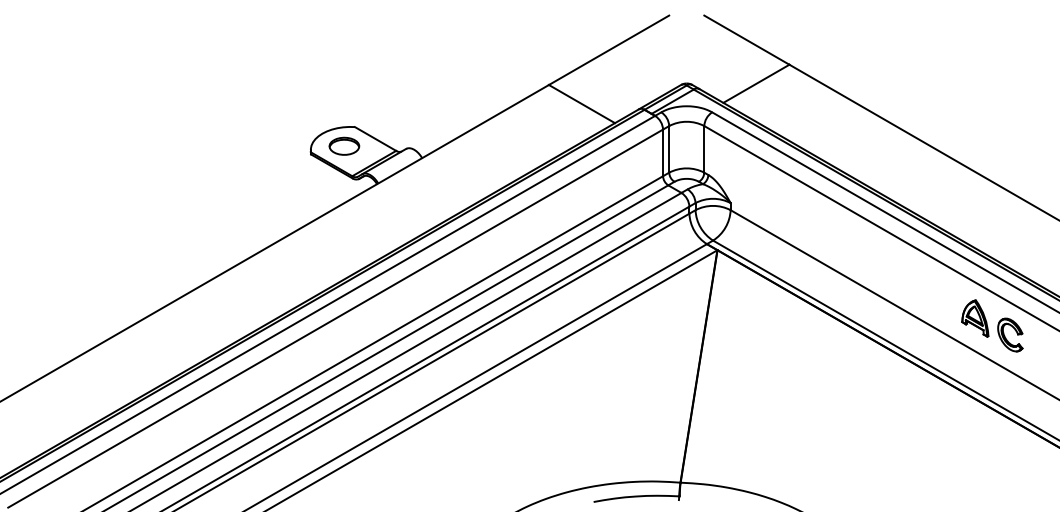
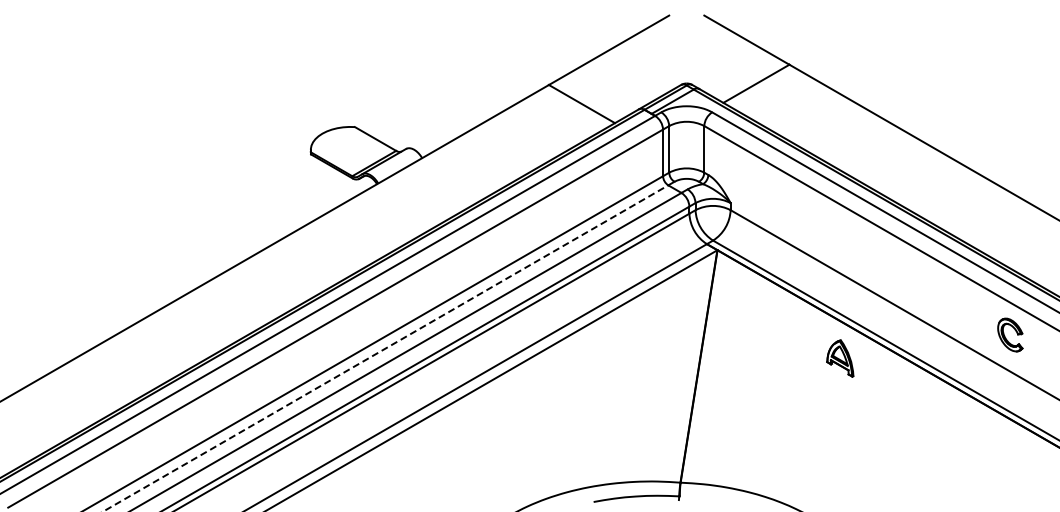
part: present -> none (344, 145)
part position: (975, 318) -> (840, 358) (840, 358)
line: solid -> dashed (385, 348)
